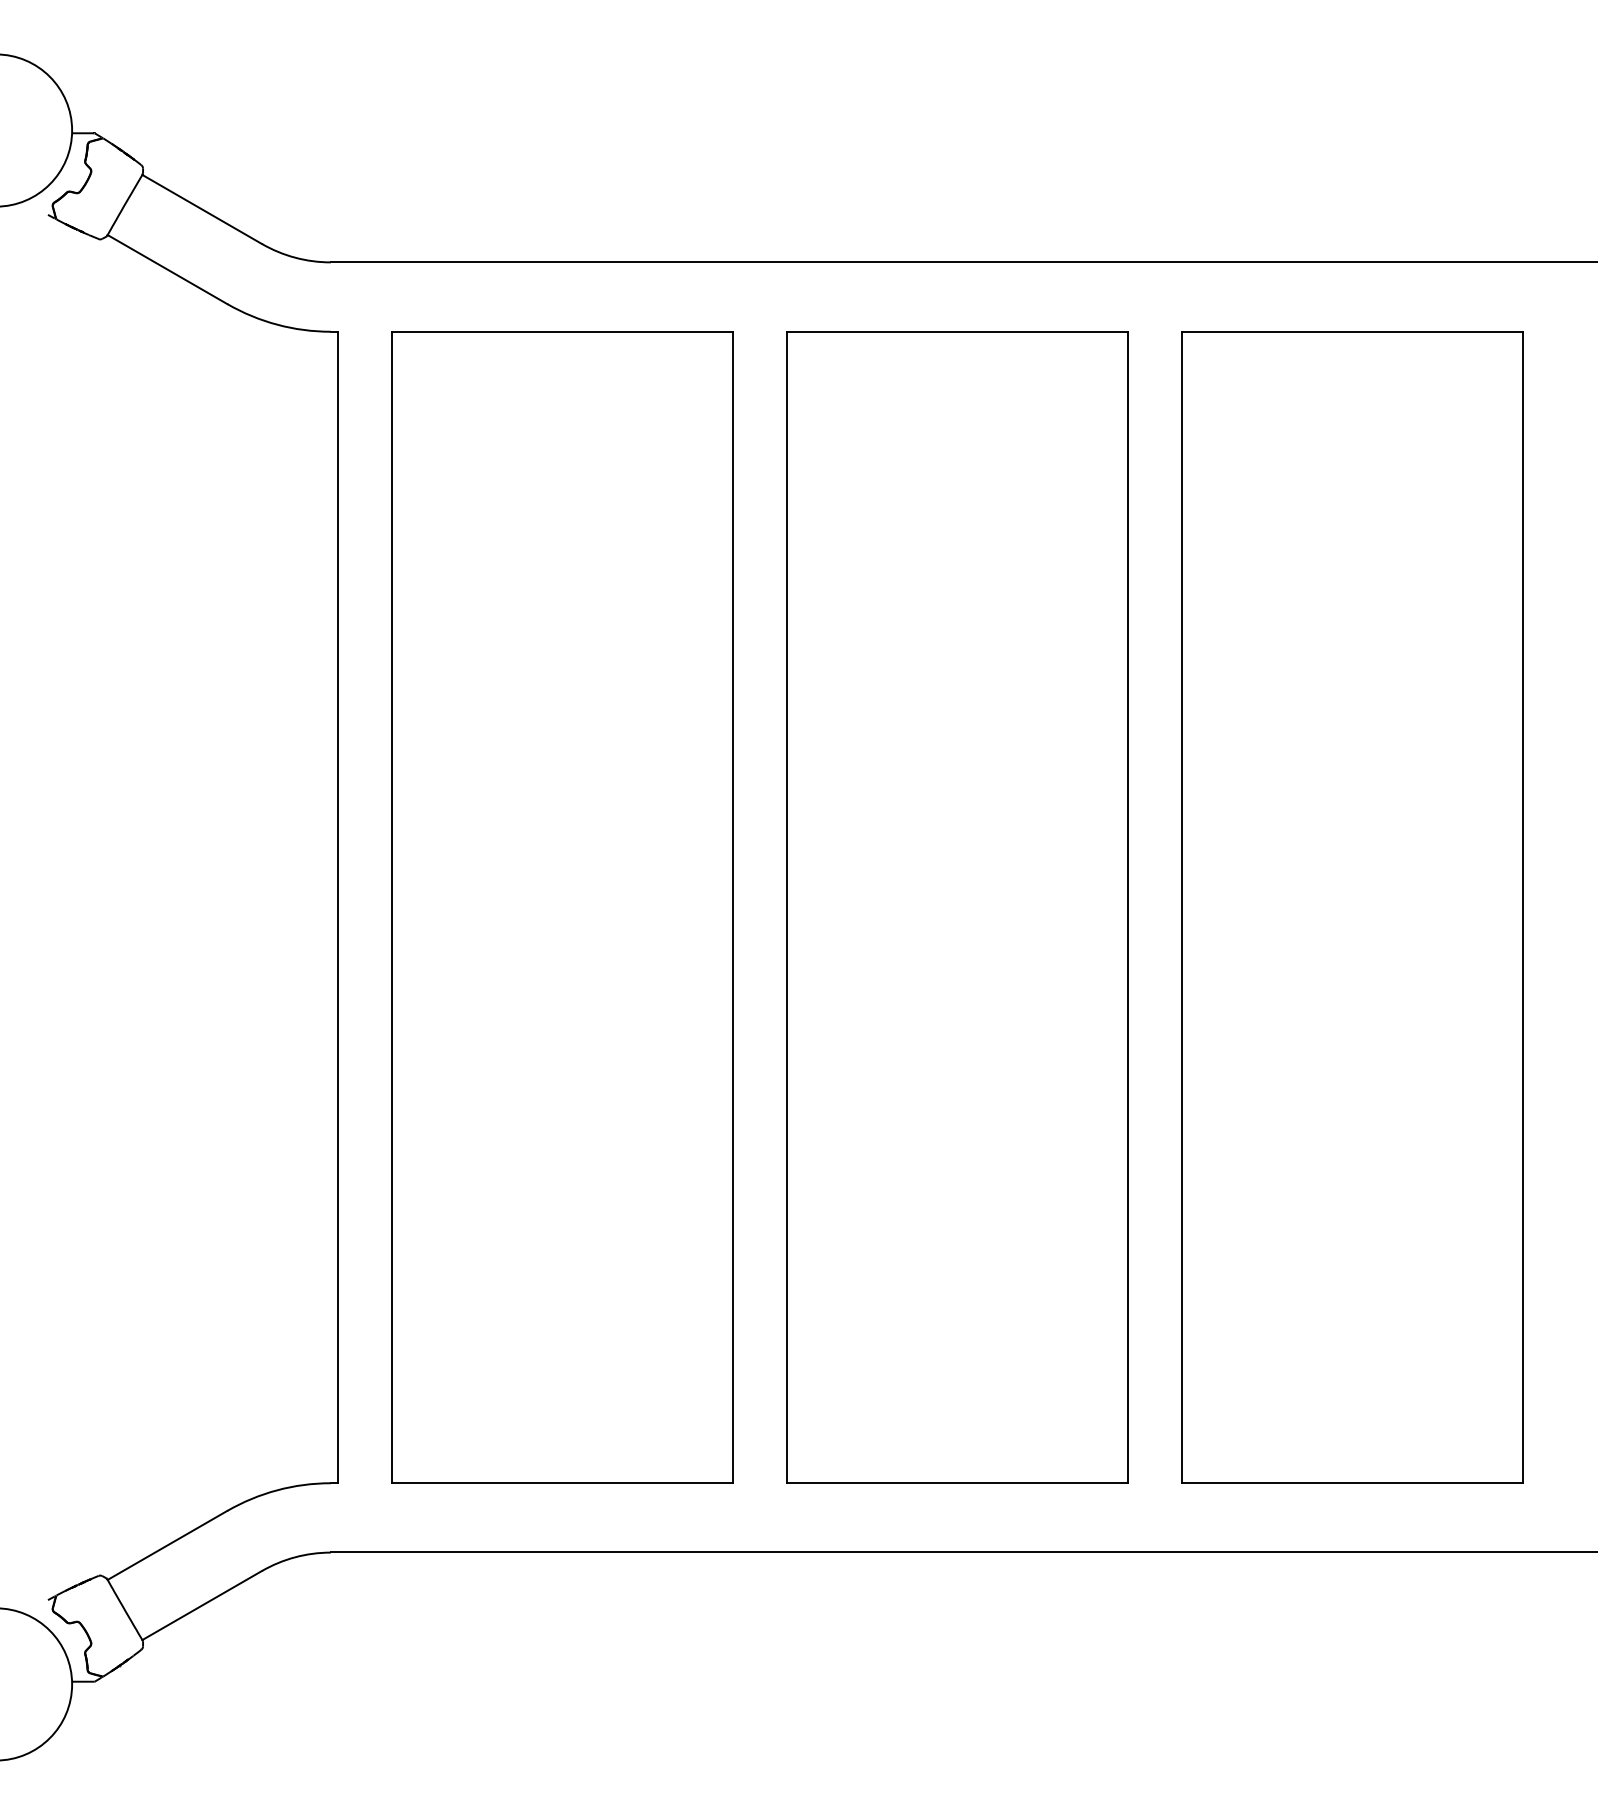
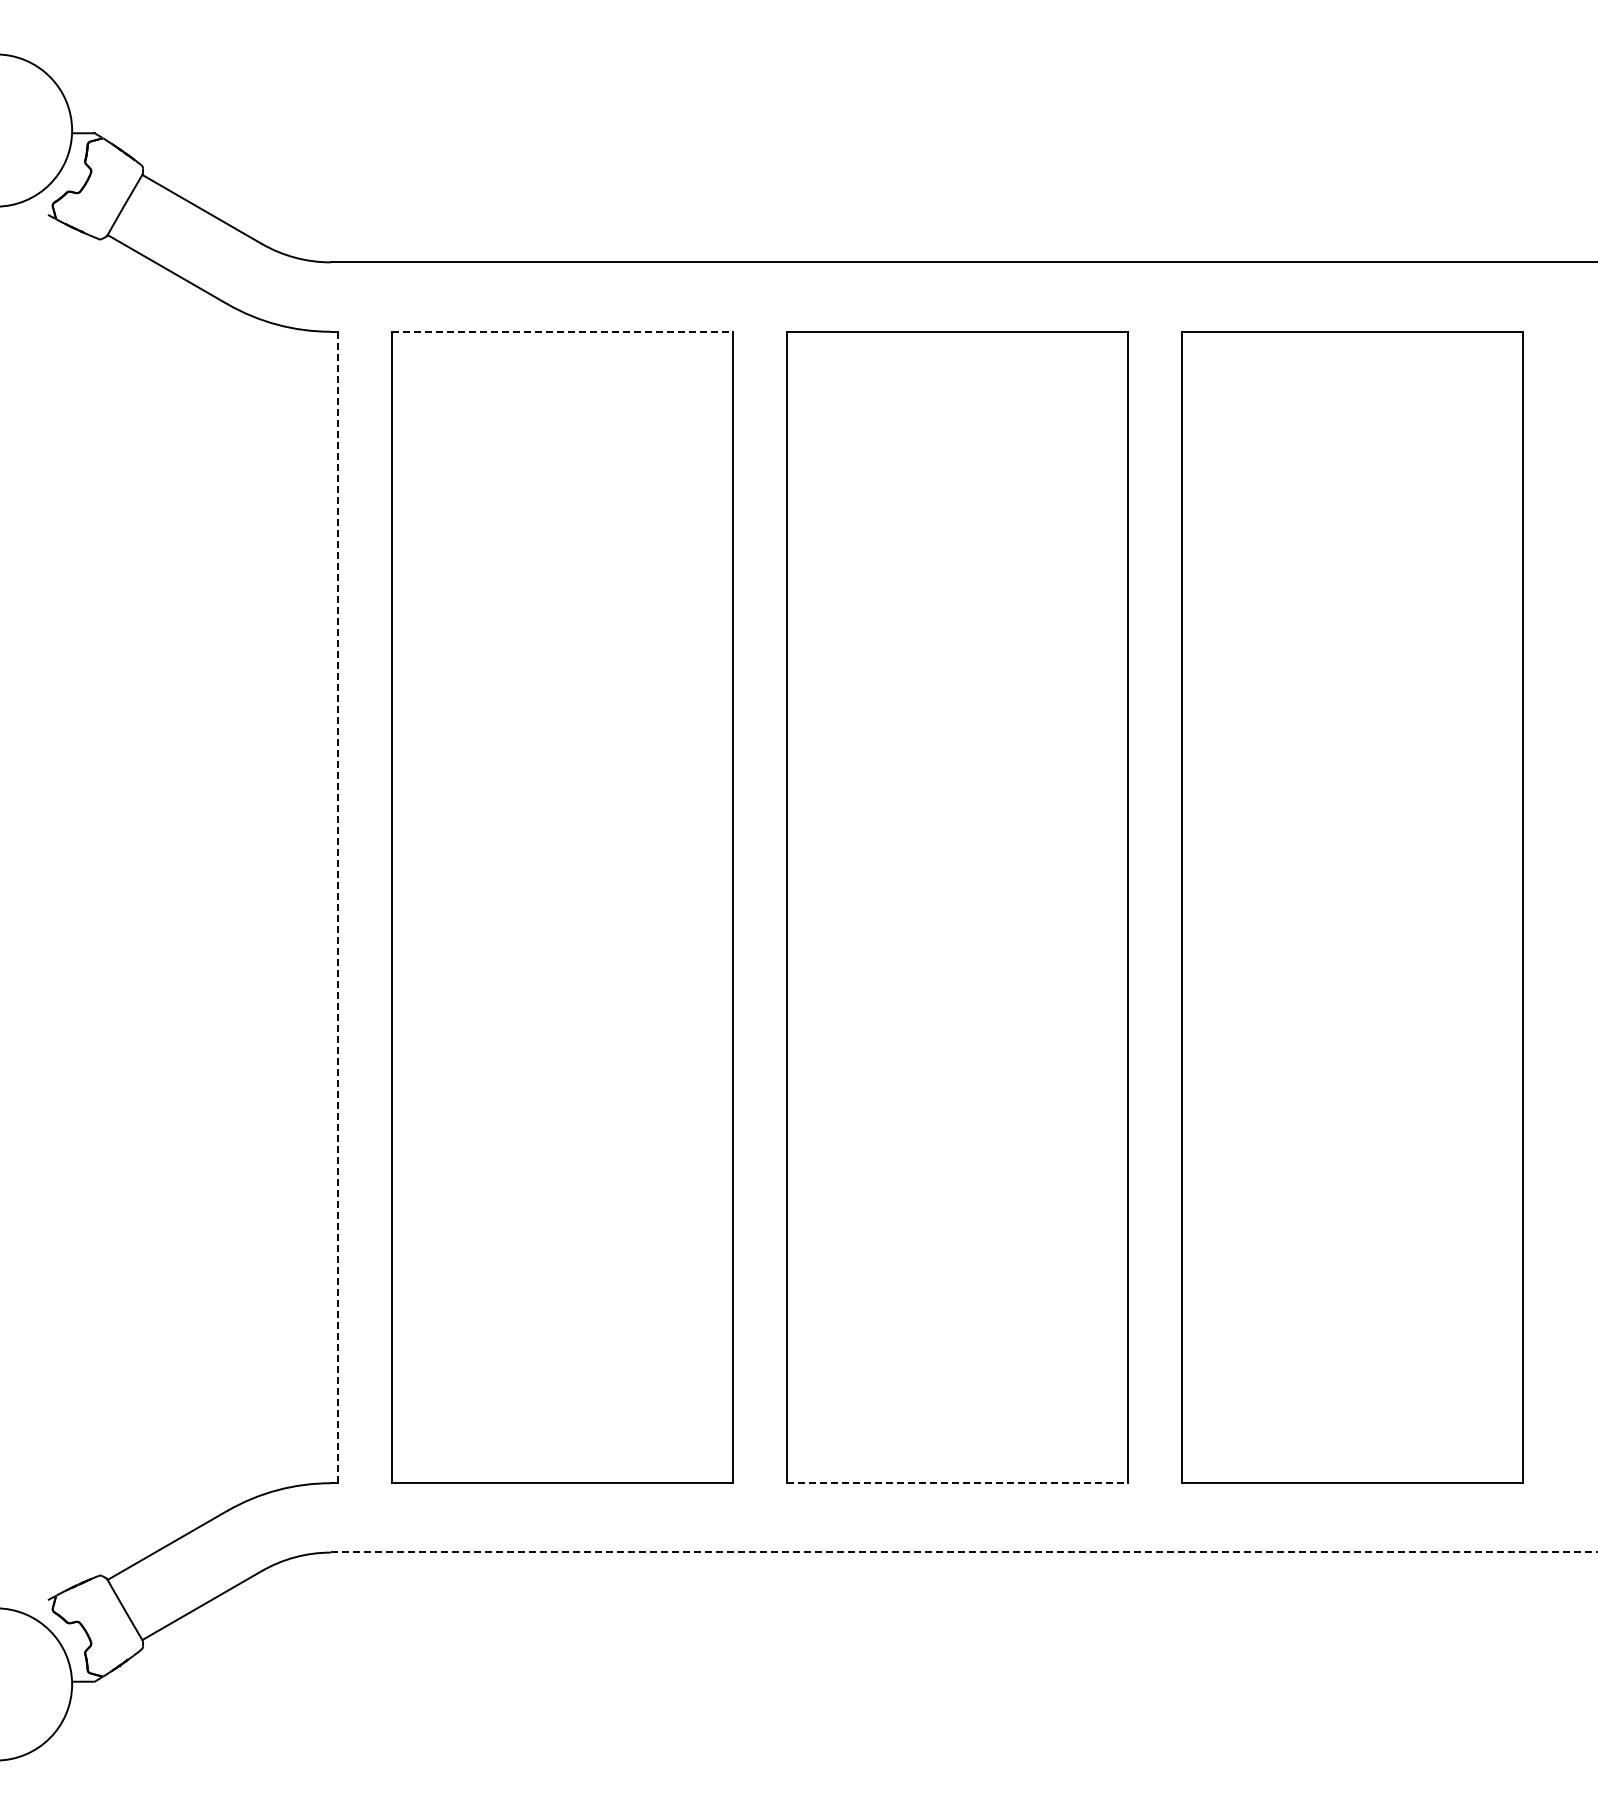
line: solid -> dashed (563, 331)
line: solid -> dashed (337, 907)
line: solid -> dashed (958, 1483)
line: solid -> dashed (964, 1552)
